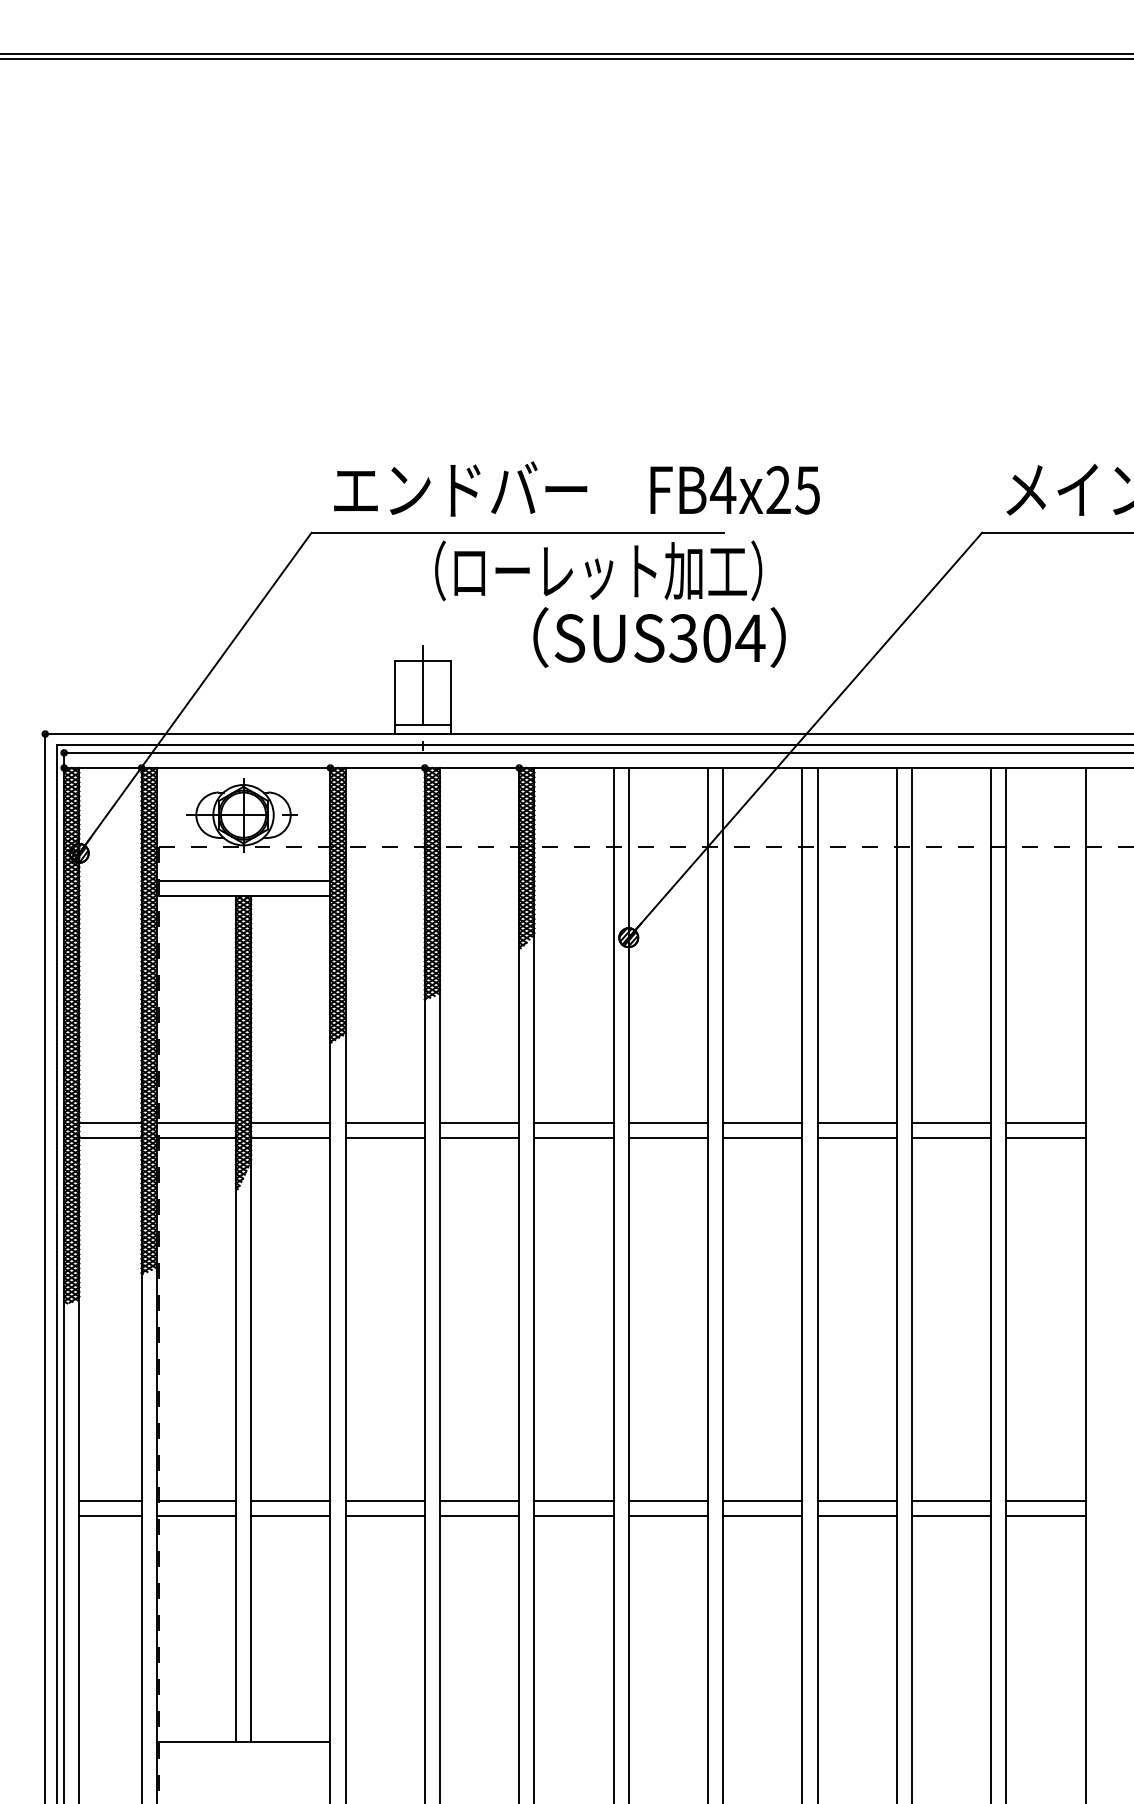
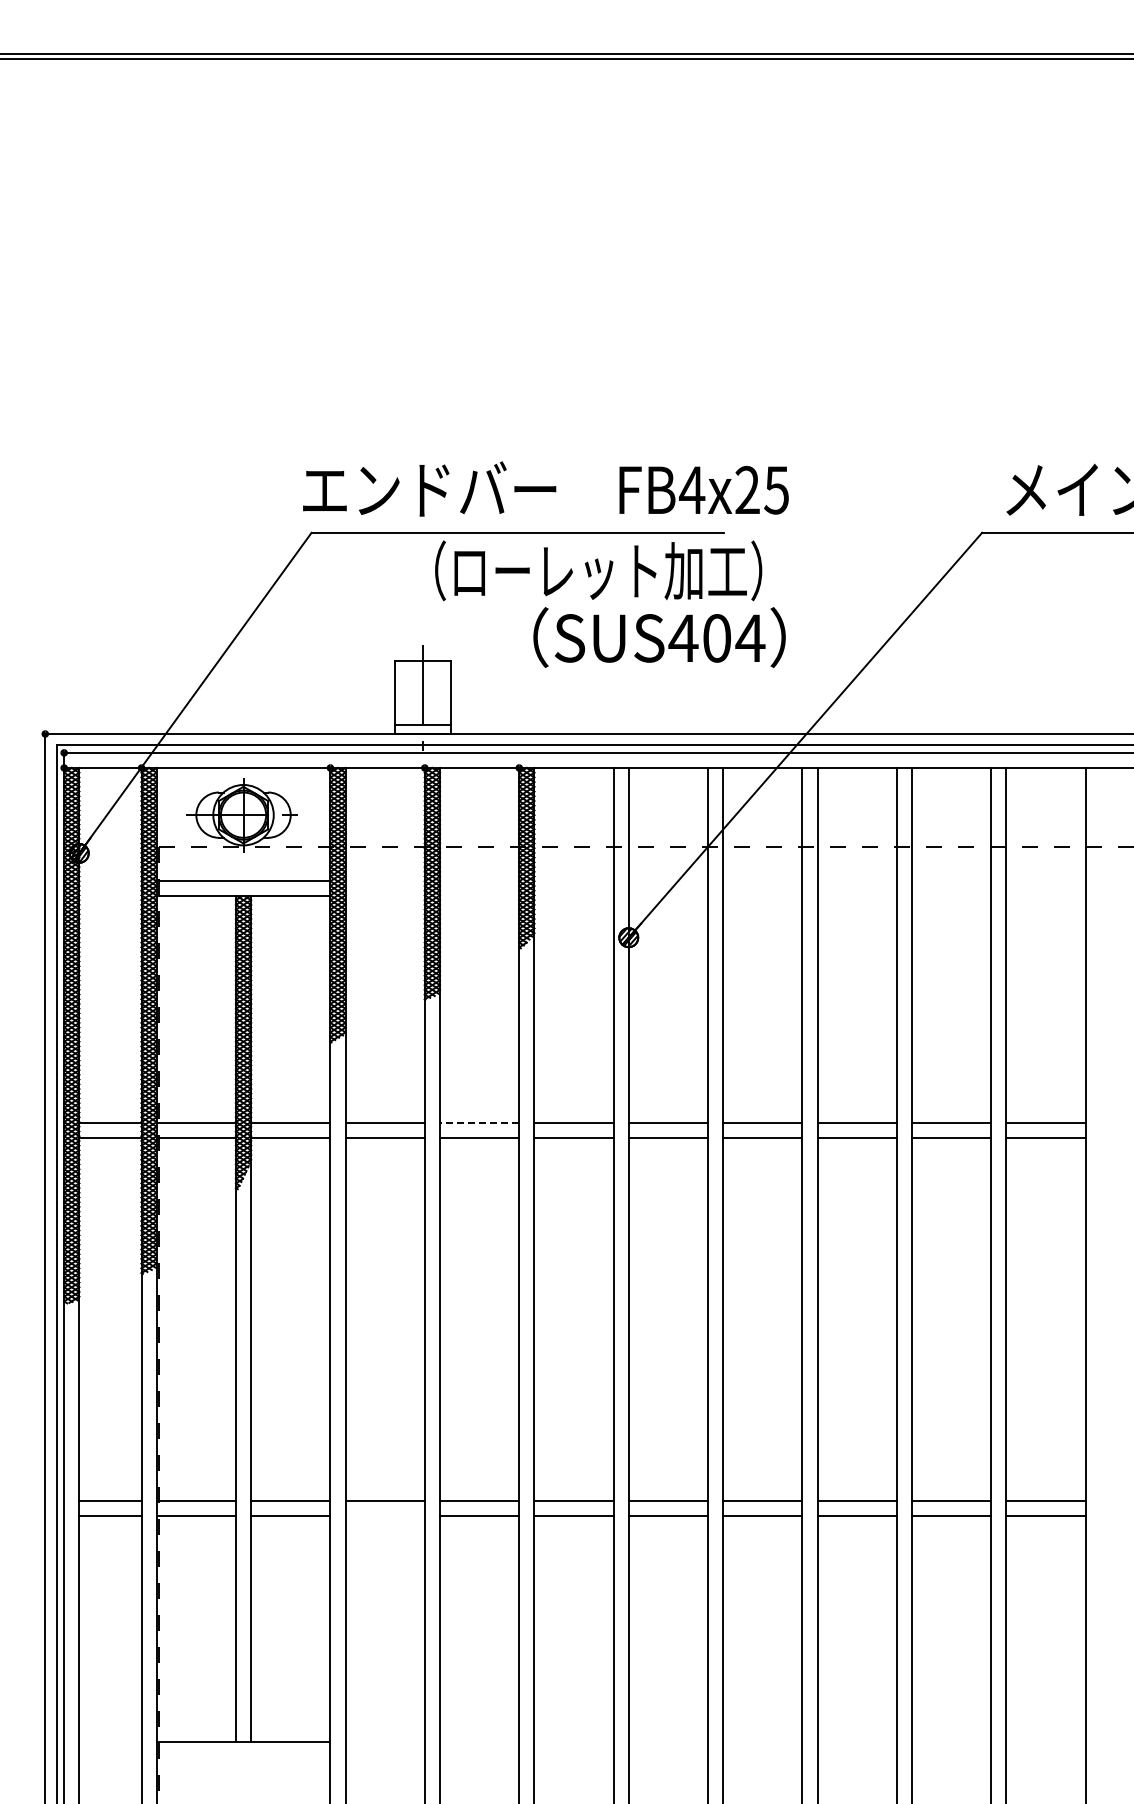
text position: (576, 488) -> (545, 488) (545, 488)
text: SUS304 -> SUS404 (683, 638)
line: solid -> dashed (479, 1122)
line: present -> none (384, 1515)
